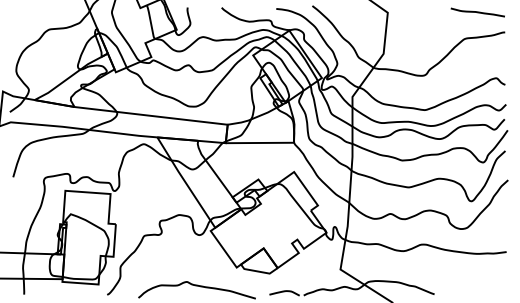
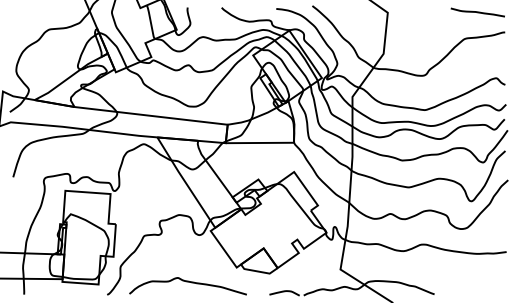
curve position: (196, 286) -> (187, 282) (187, 282)
